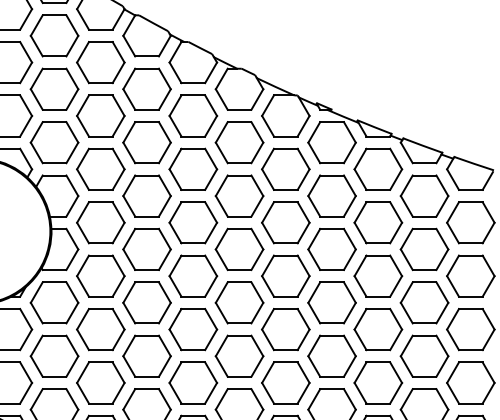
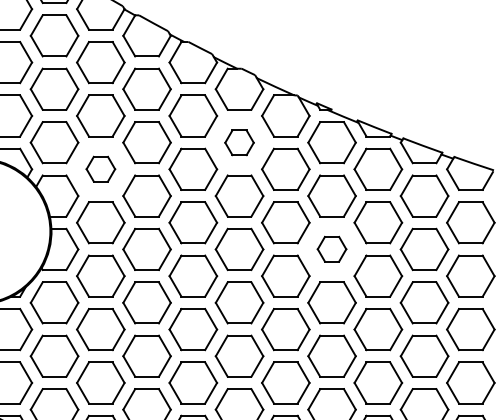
part size: 51x44 px -> 31x28 px (239, 142)
part size: 50x44 px -> 32x28 px (100, 168)
part size: 50x44 px -> 32x28 px (331, 248)
